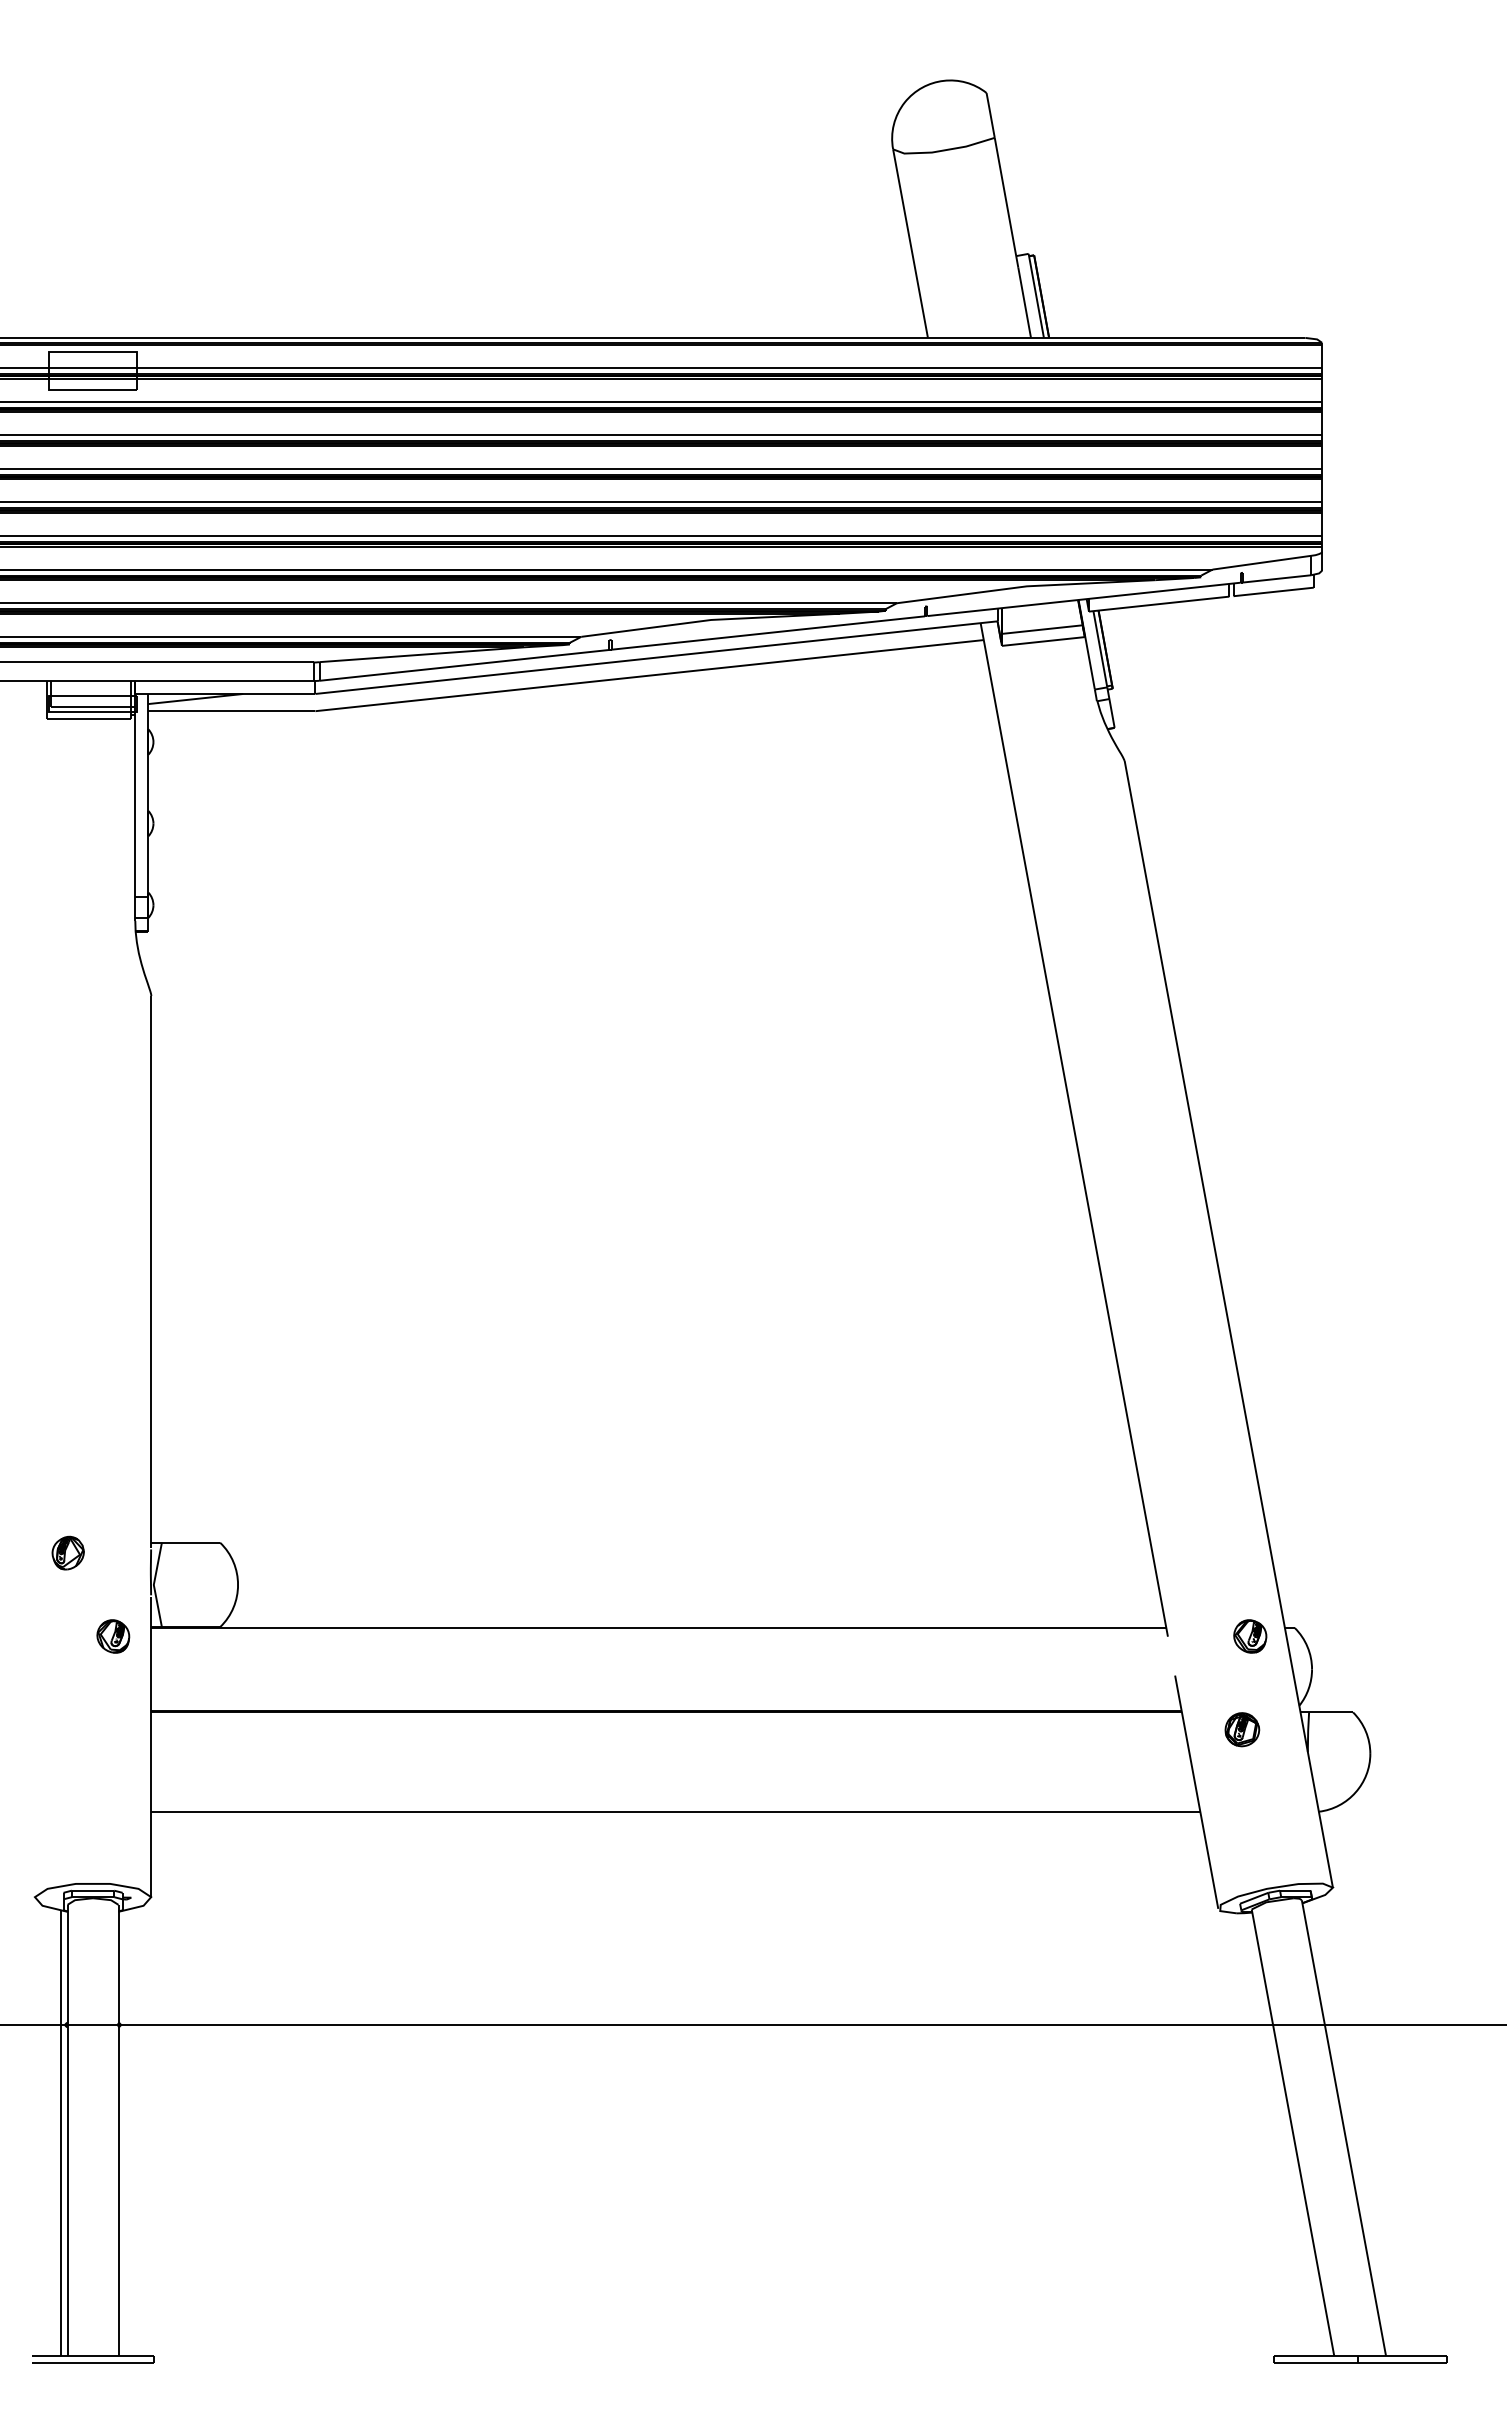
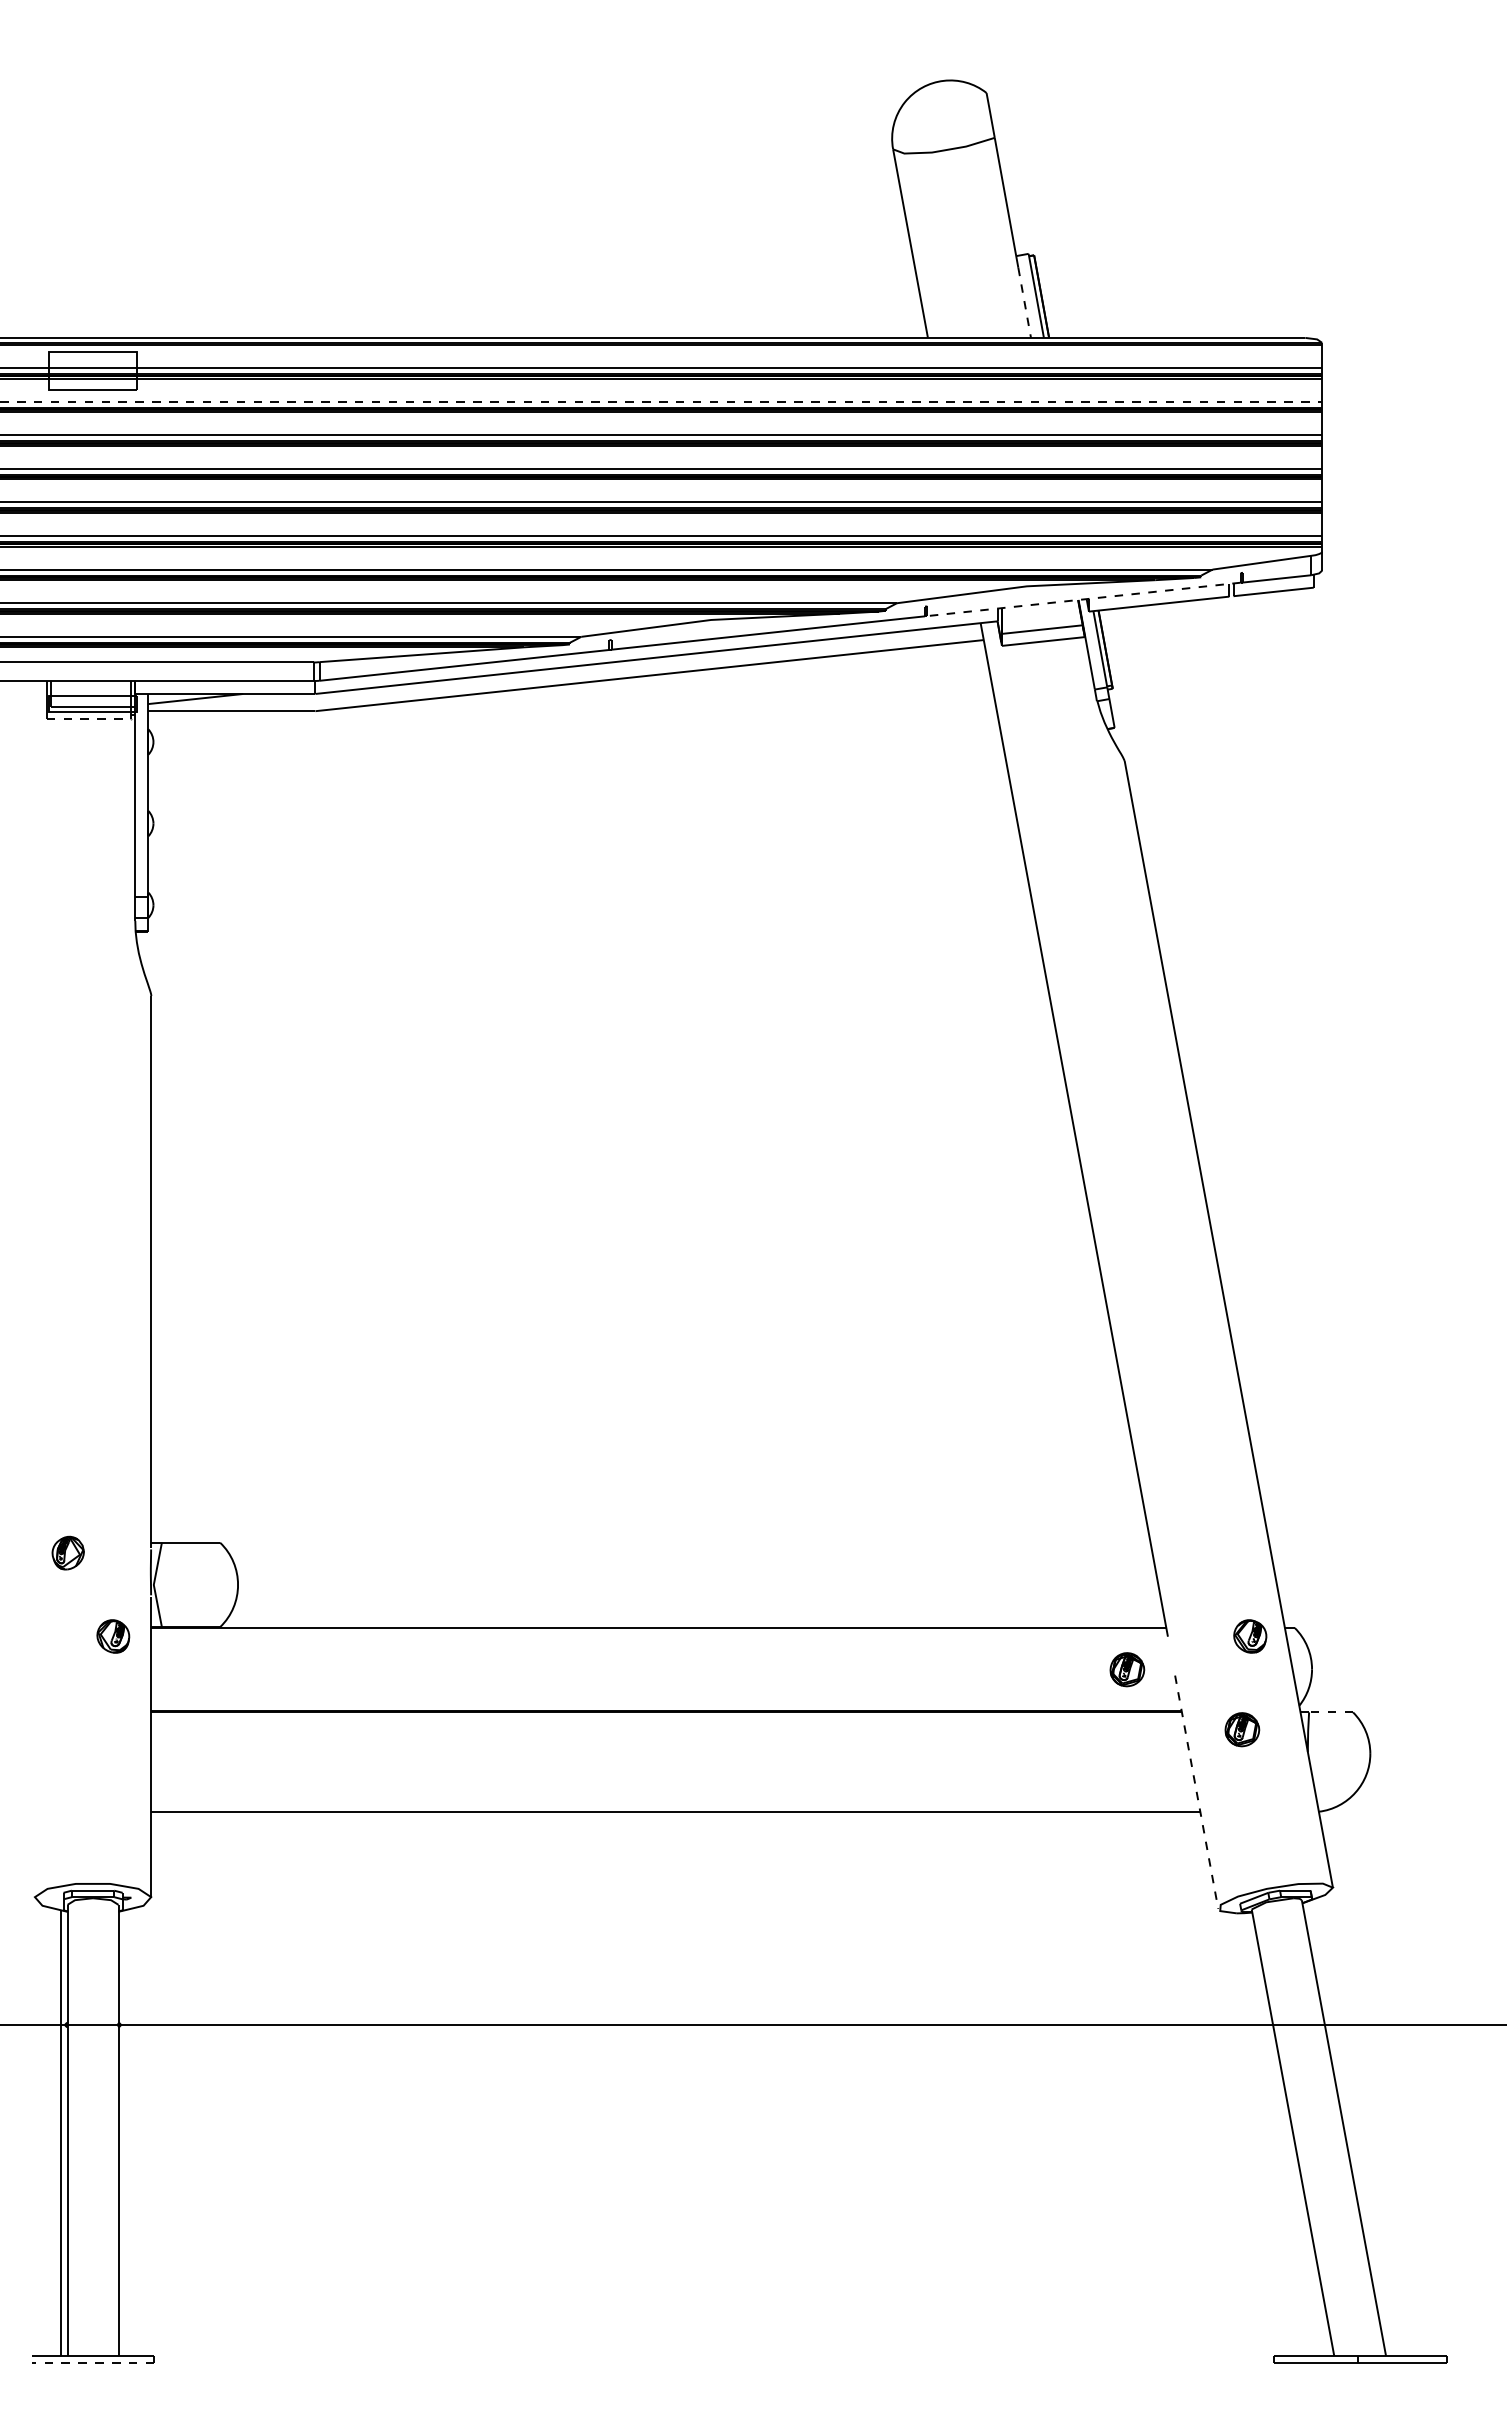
line: solid -> dashed (1024, 302)
line: solid -> dashed (661, 401)
line: solid -> dashed (1084, 599)
line: solid -> dashed (89, 718)
part: none -> present (1127, 1669)
line: solid -> dashed (1332, 1712)
line: solid -> dashed (1196, 1792)
line: solid -> dashed (92, 2362)
